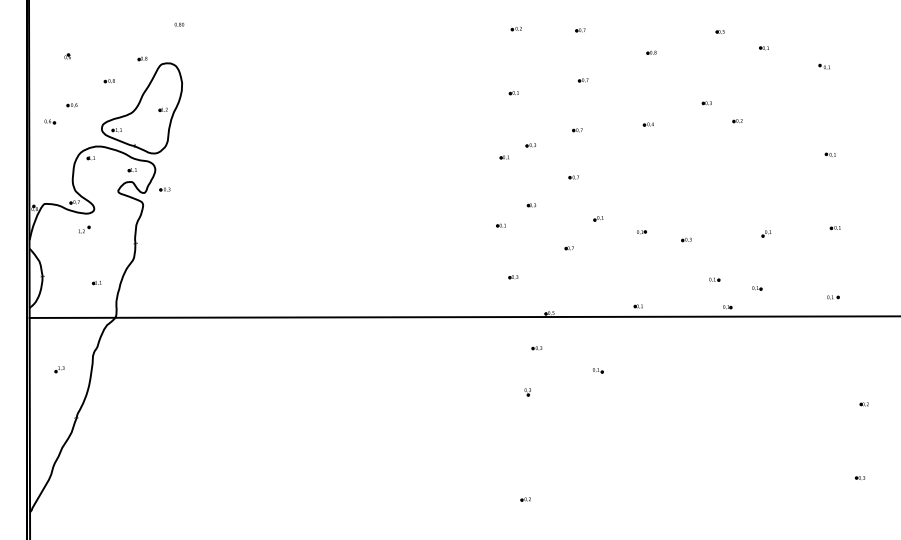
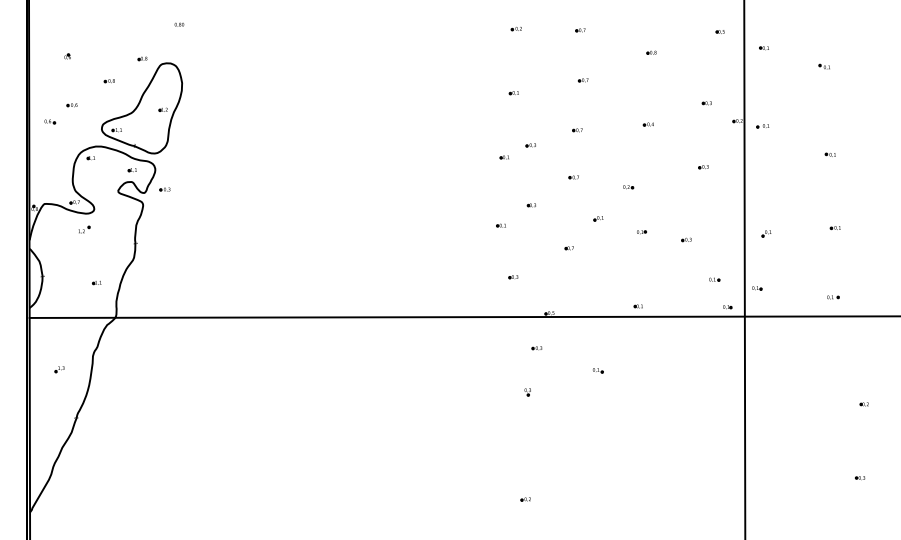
part: none -> present (762, 126)
part: none -> present (703, 167)
part: none -> present (628, 187)
line: none -> present (744, 269)
